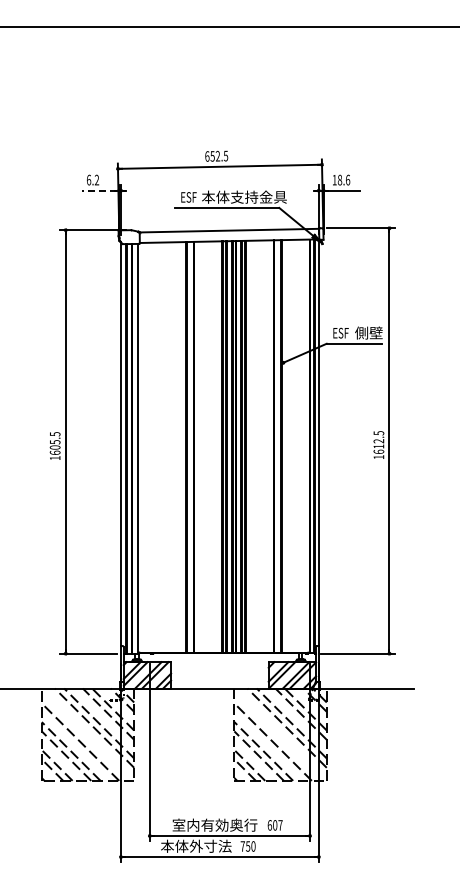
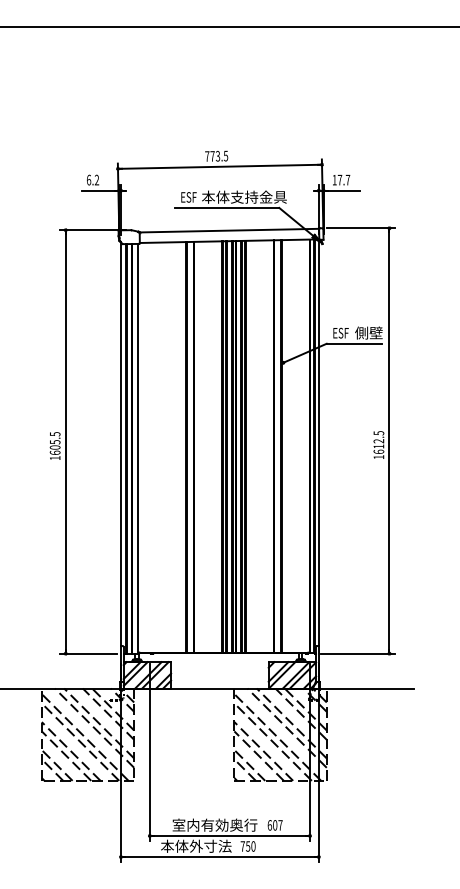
text: 652.5 -> 773.5 (212, 156)
text: 18.6 -> 17.7 (343, 179)
line: dashed -> solid (99, 190)
line: none -> present (84, 737)
line: none -> present (277, 737)
